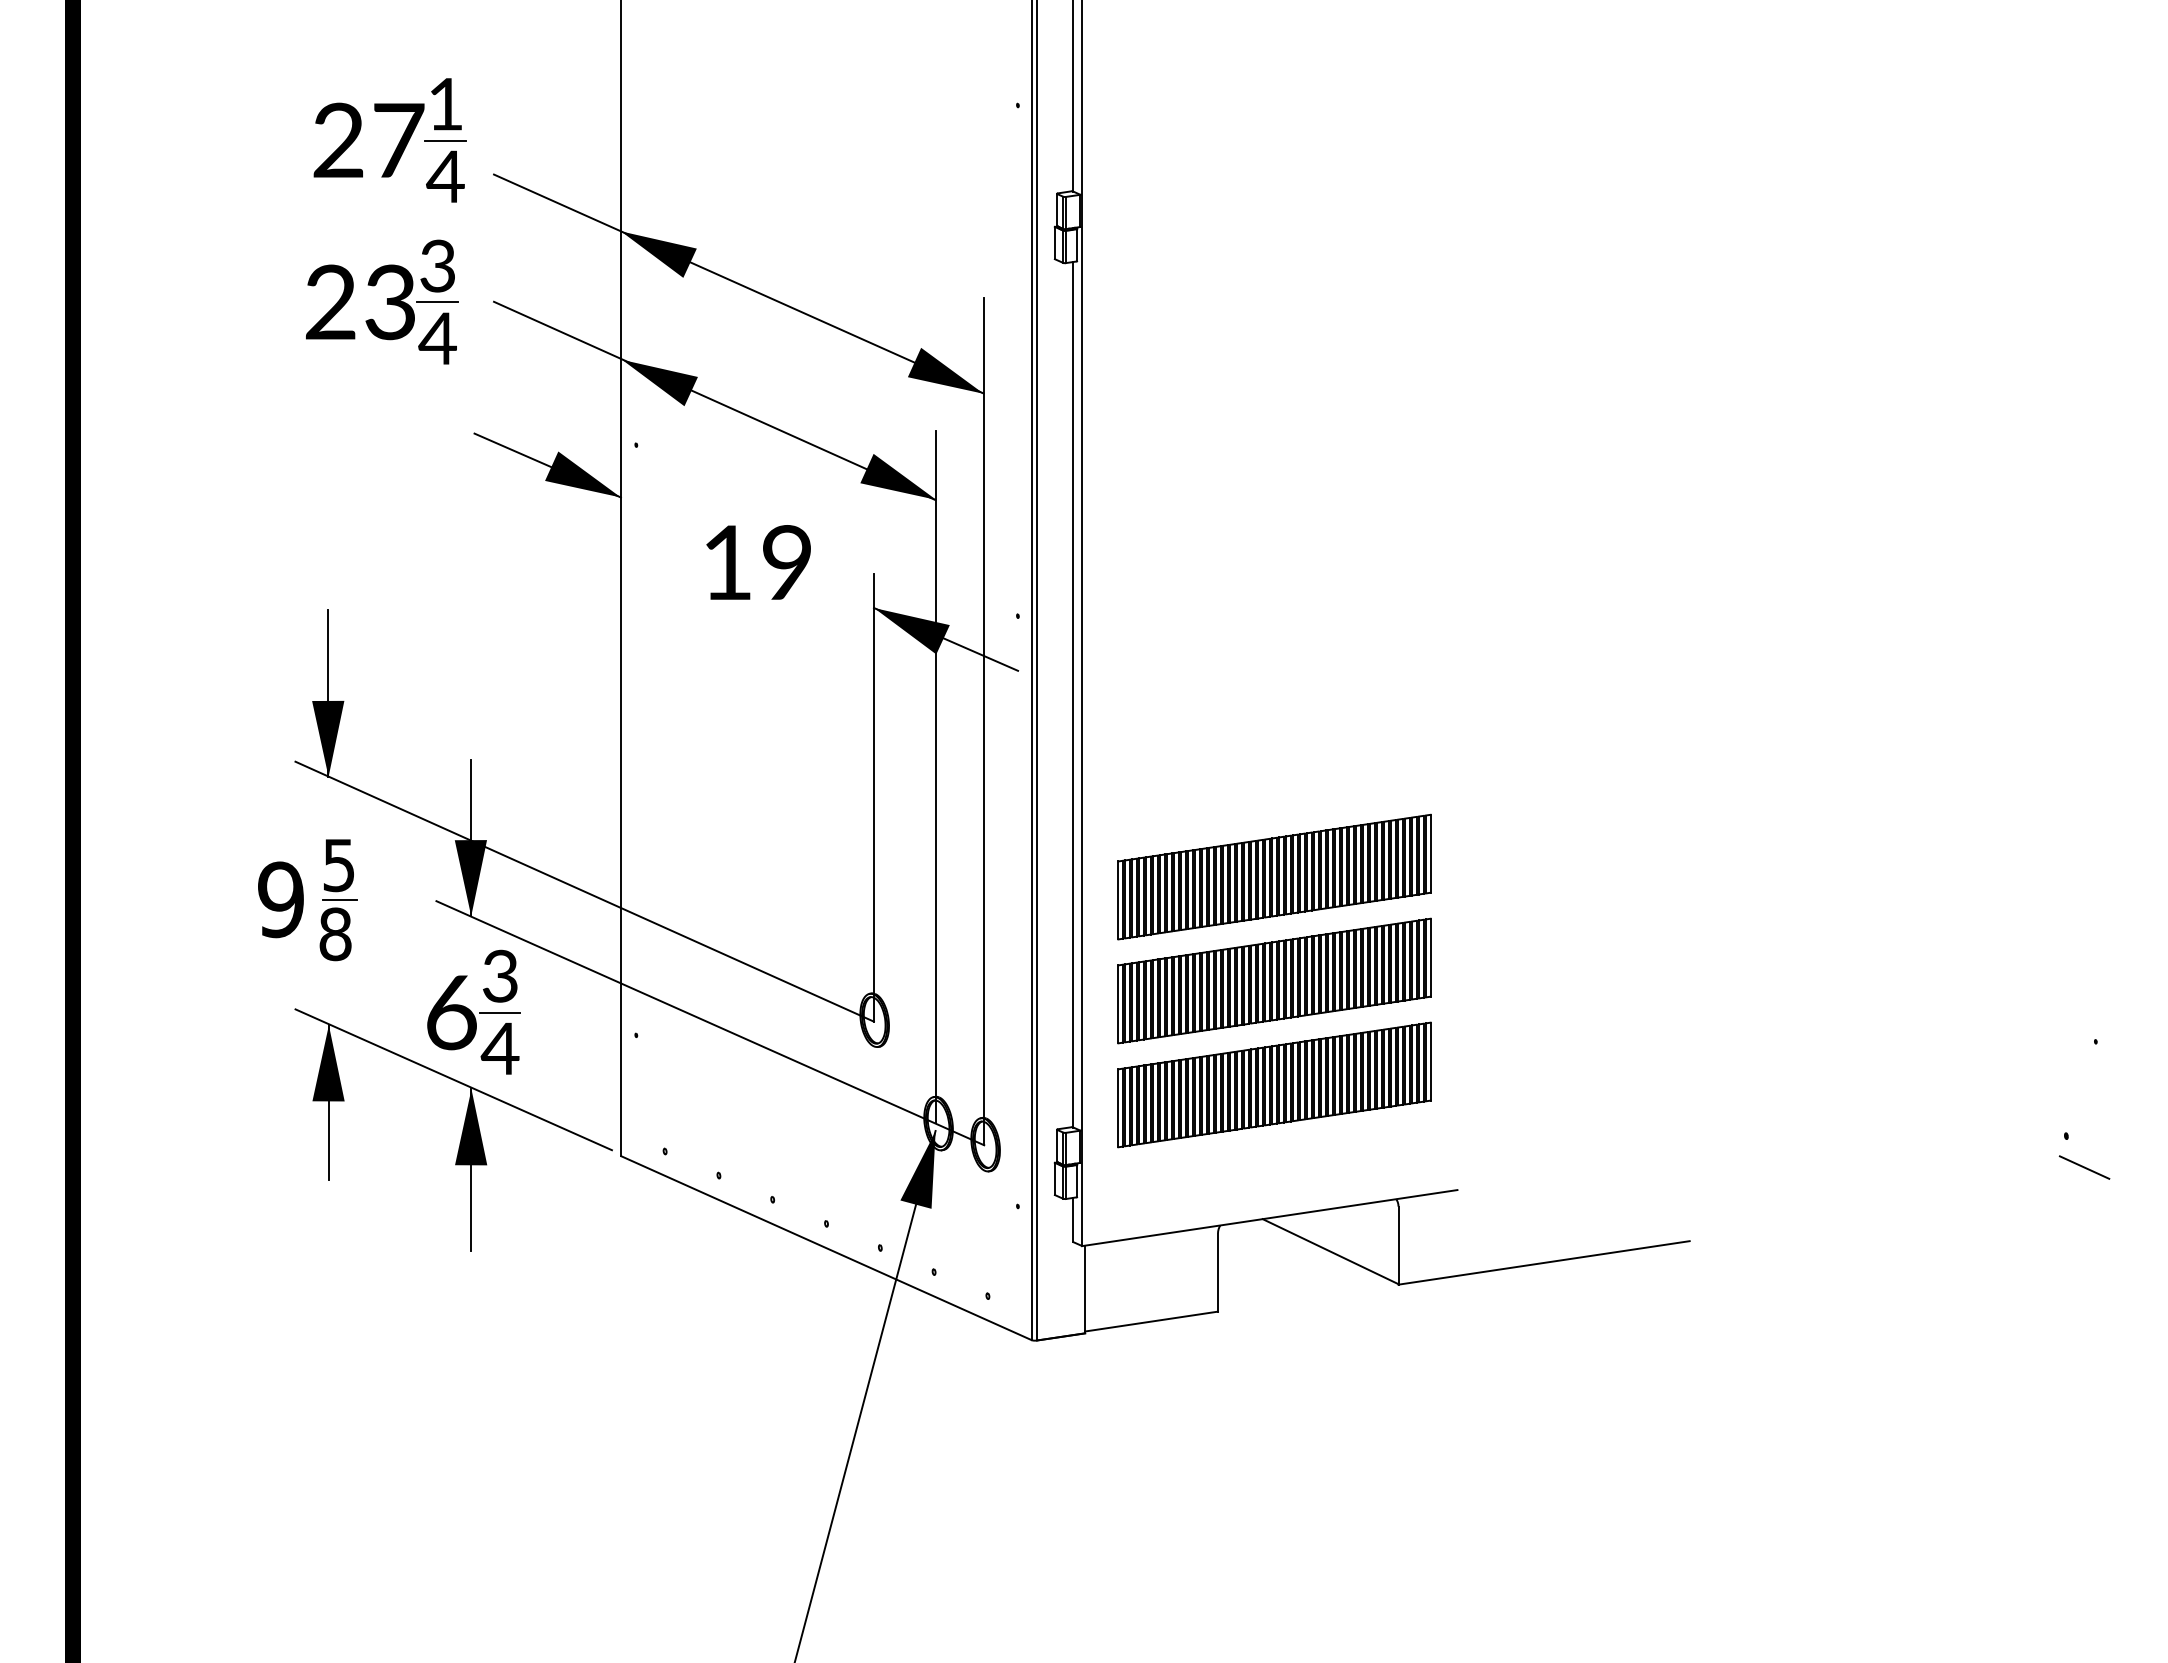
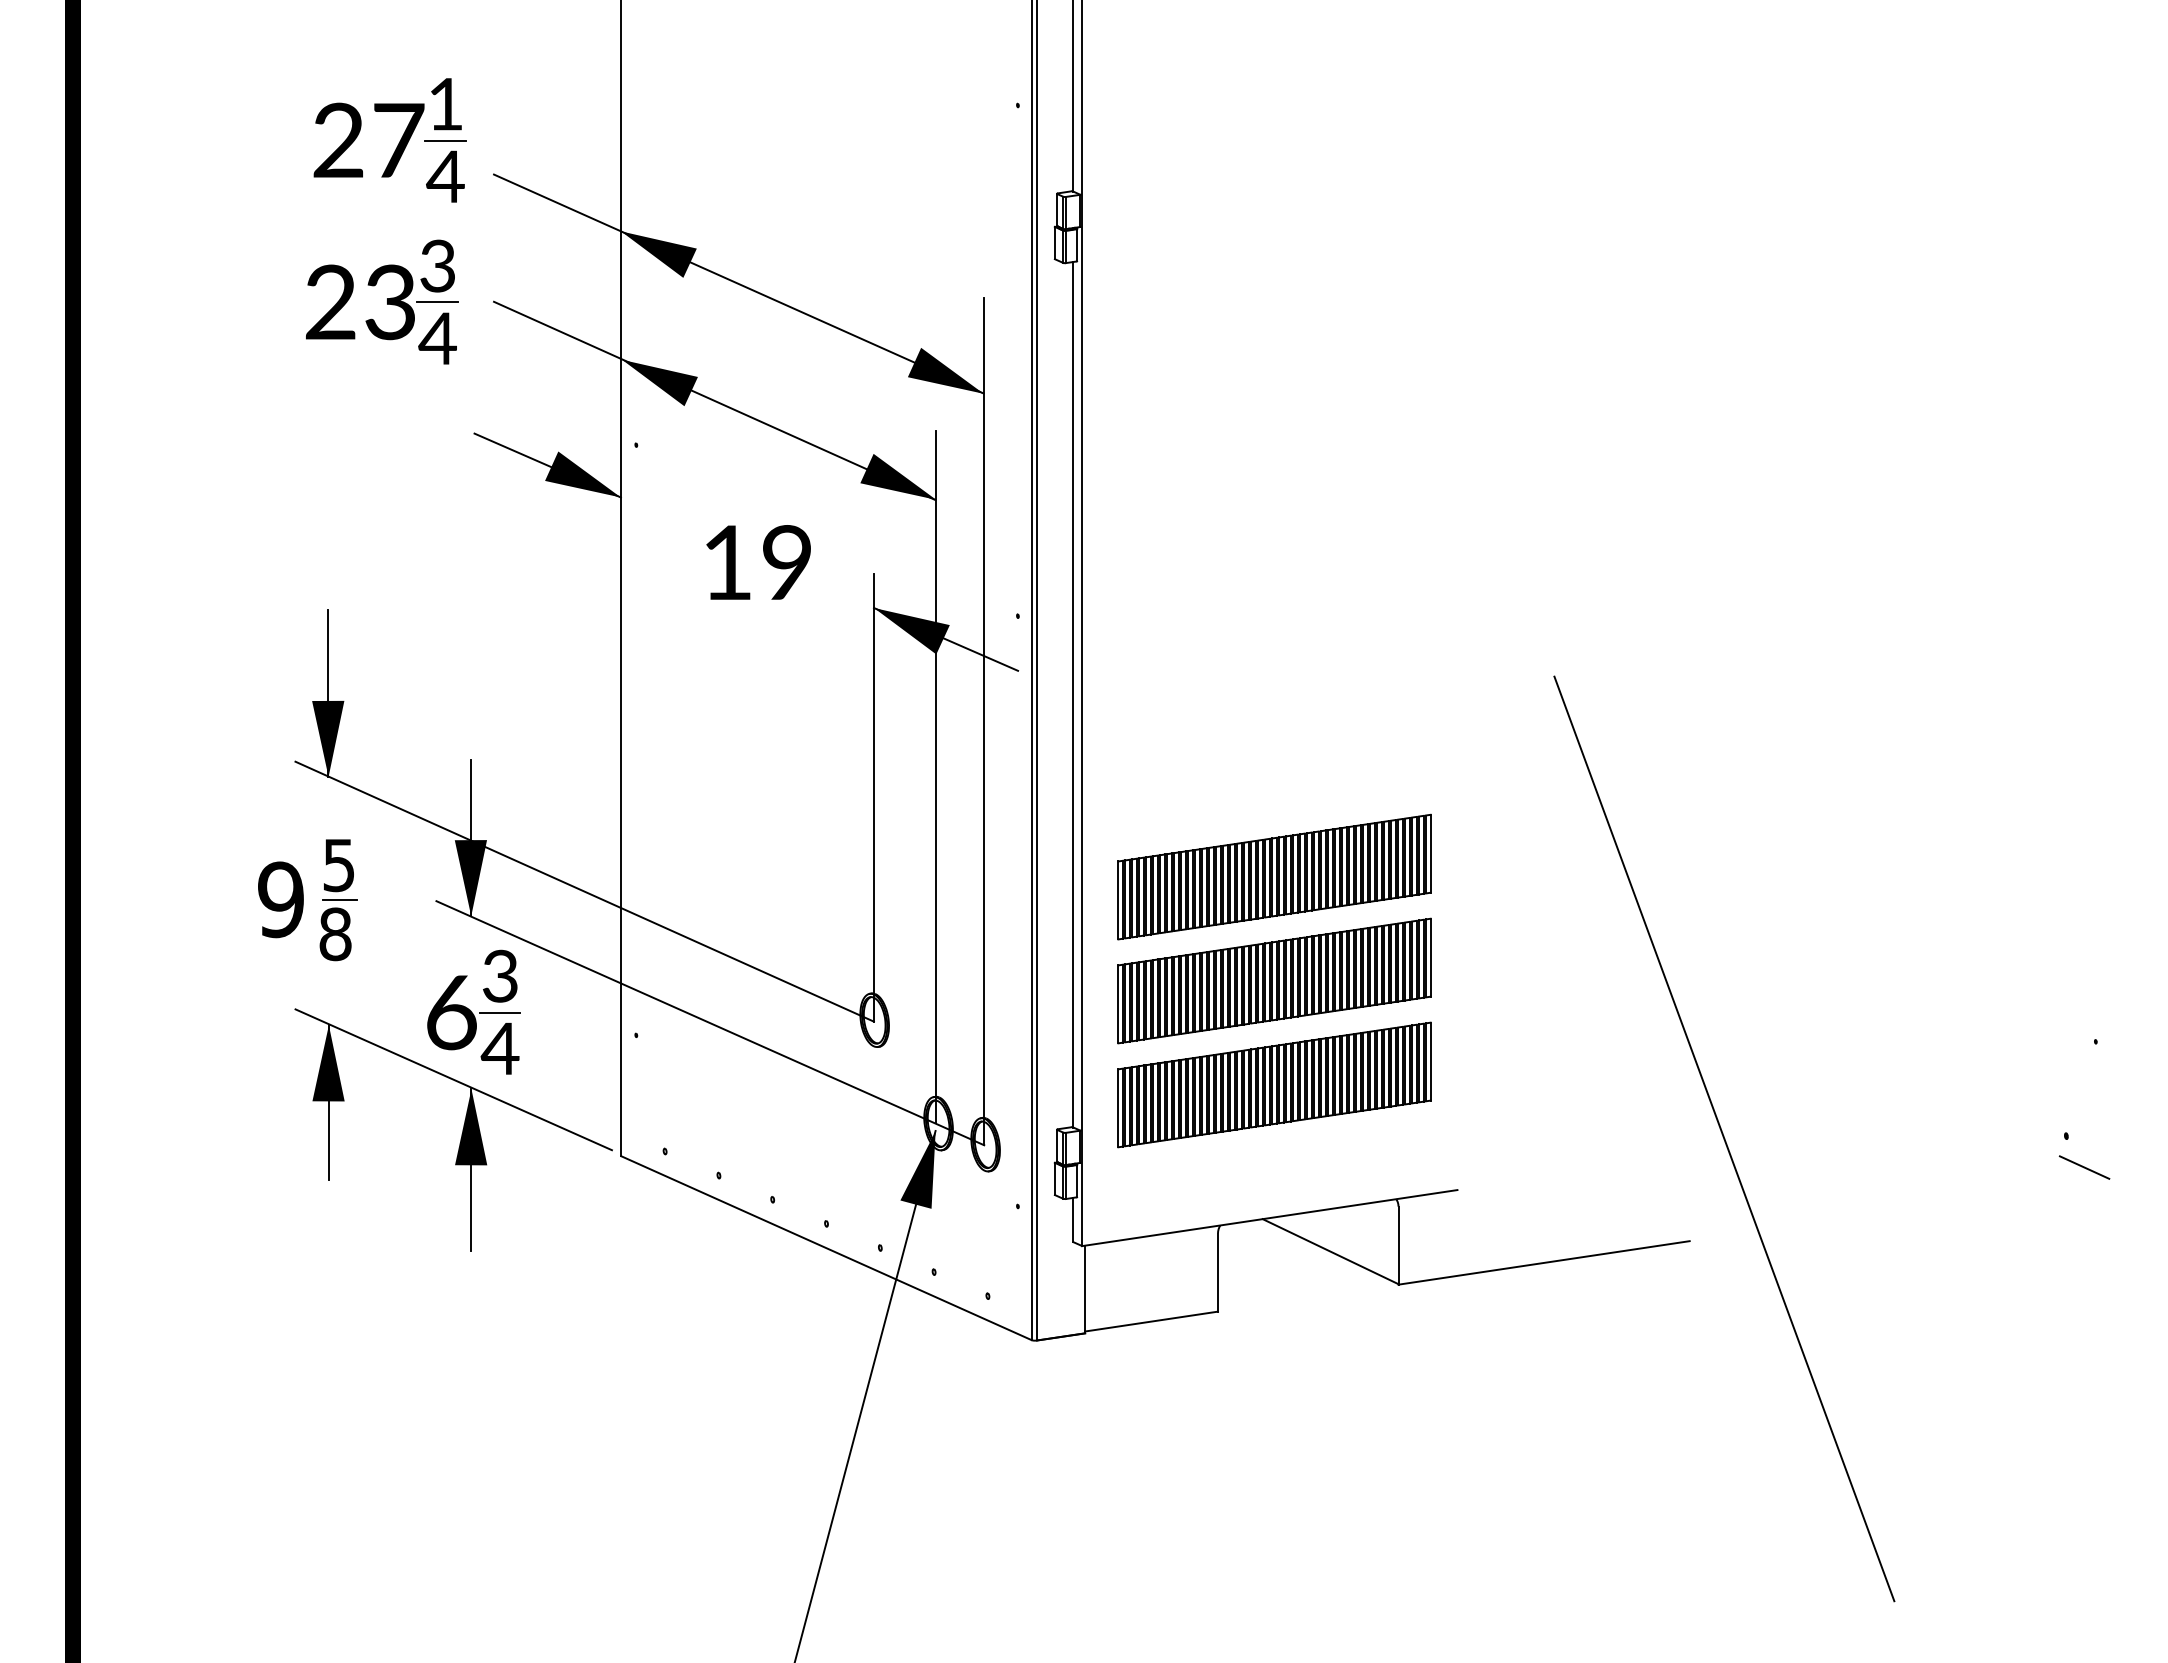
line: none -> present (1724, 1138)
